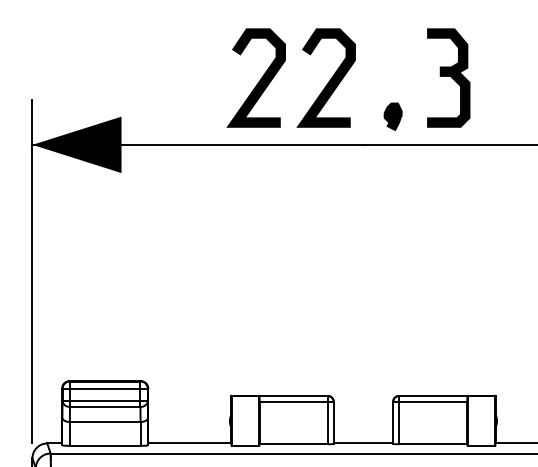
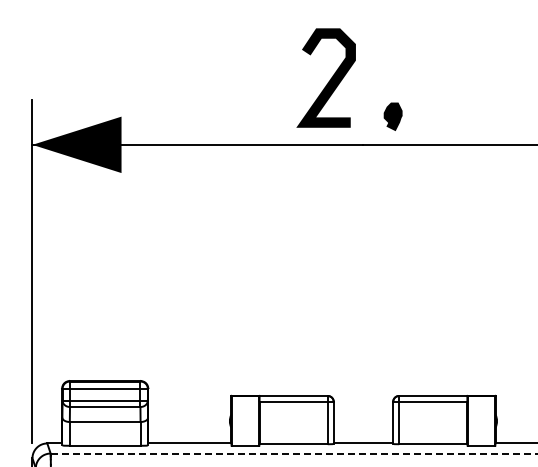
part: present -> none (448, 77)
curve: present -> none (259, 80)
line: solid -> dashed (294, 453)
